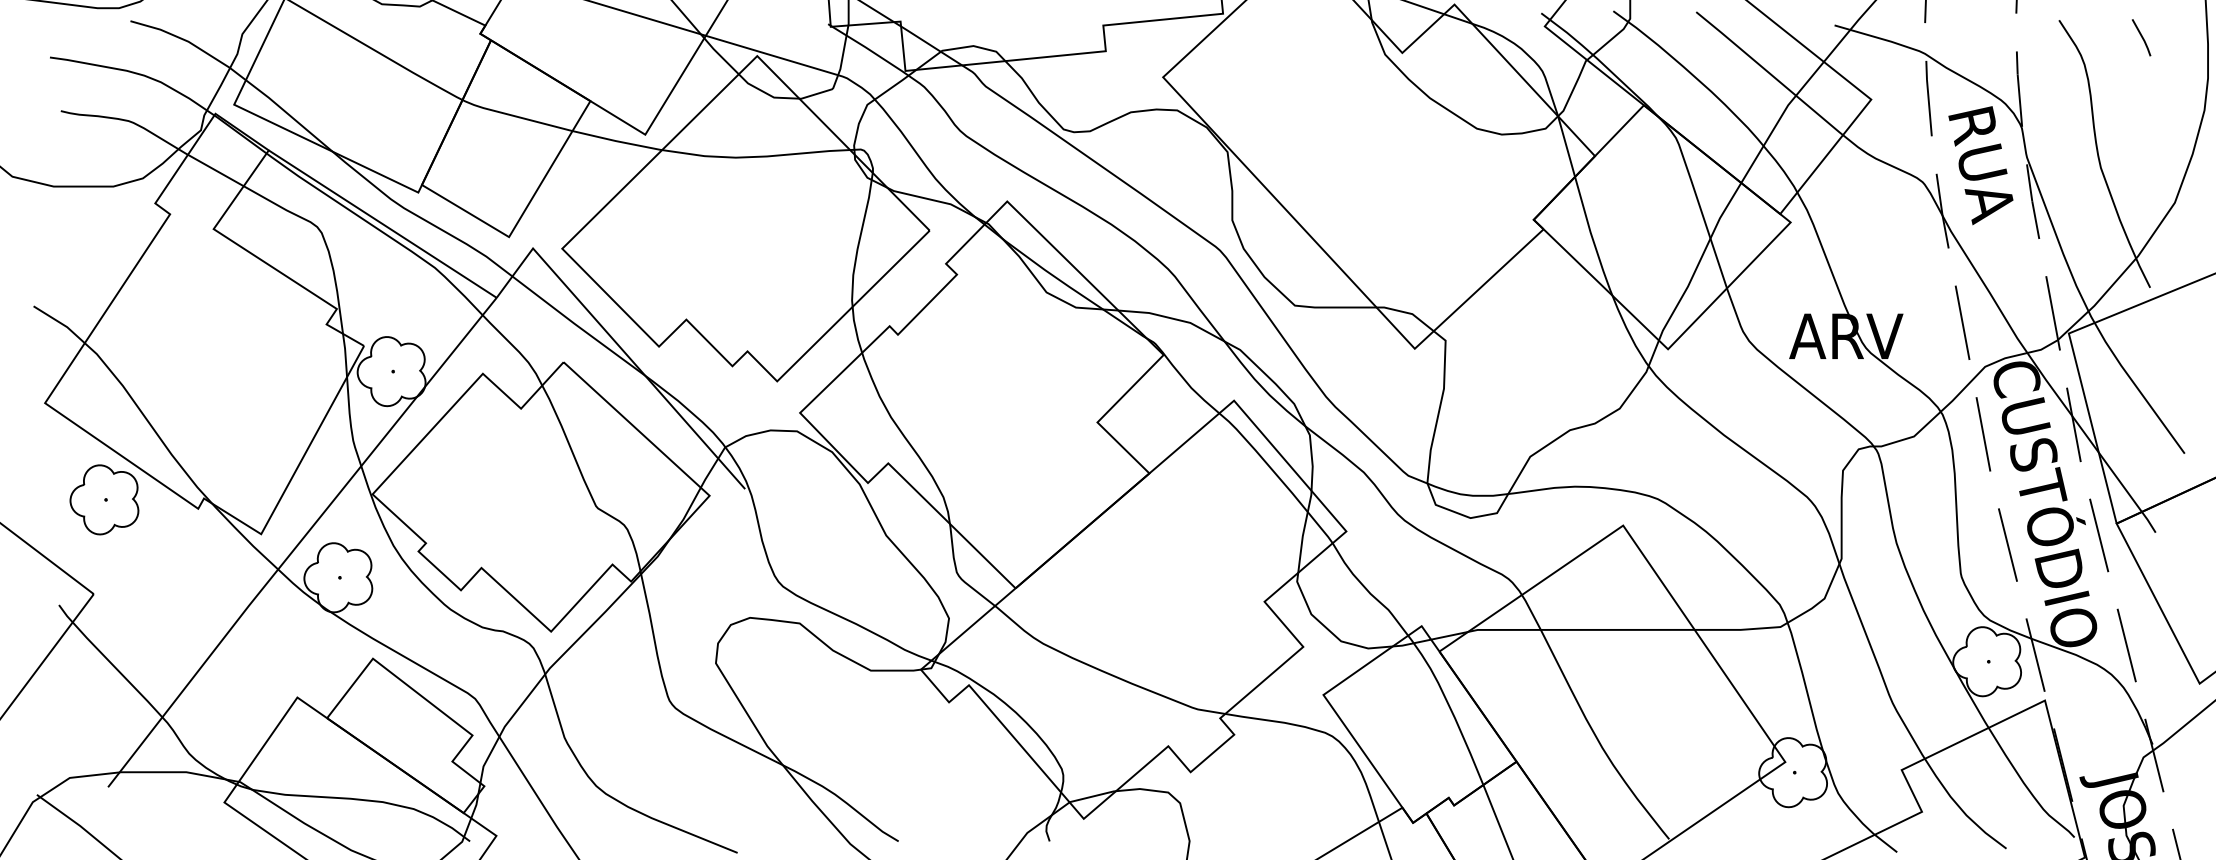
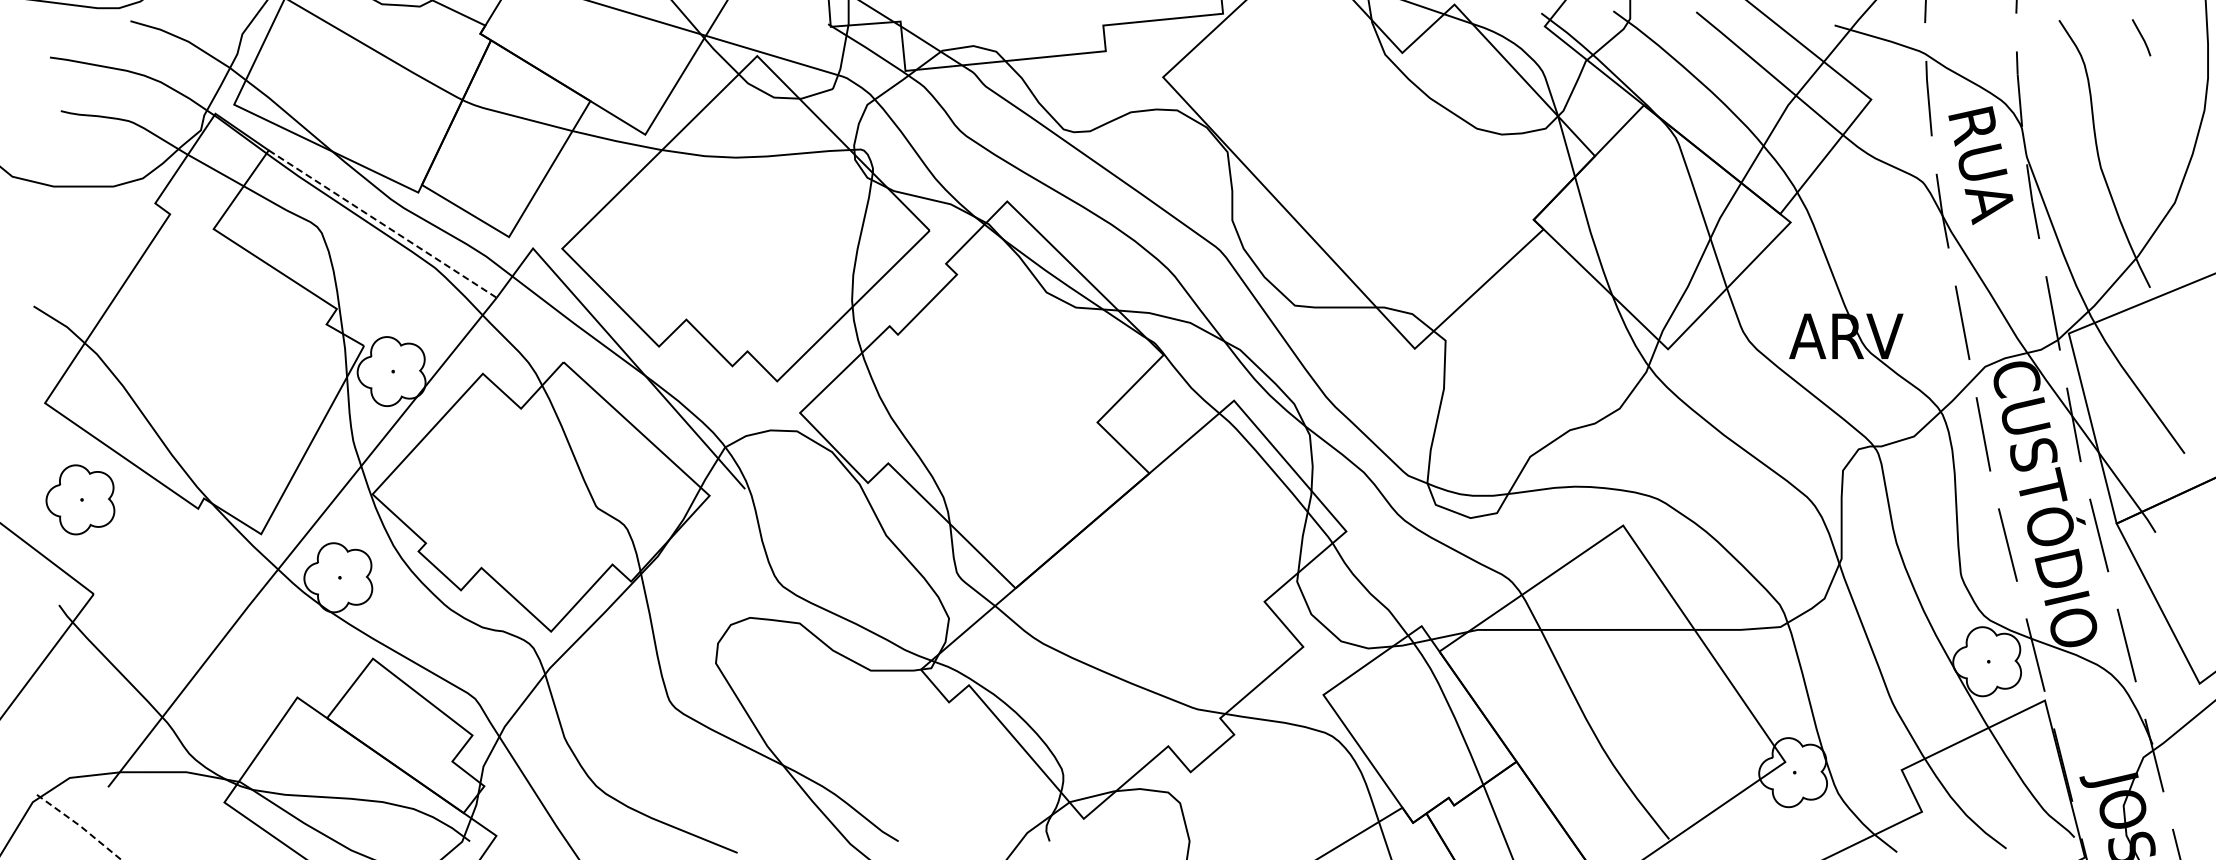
line: solid -> dashed (382, 224)
part position: (104, 499) -> (80, 499) (80, 499)
line: solid -> dashed (80, 826)
